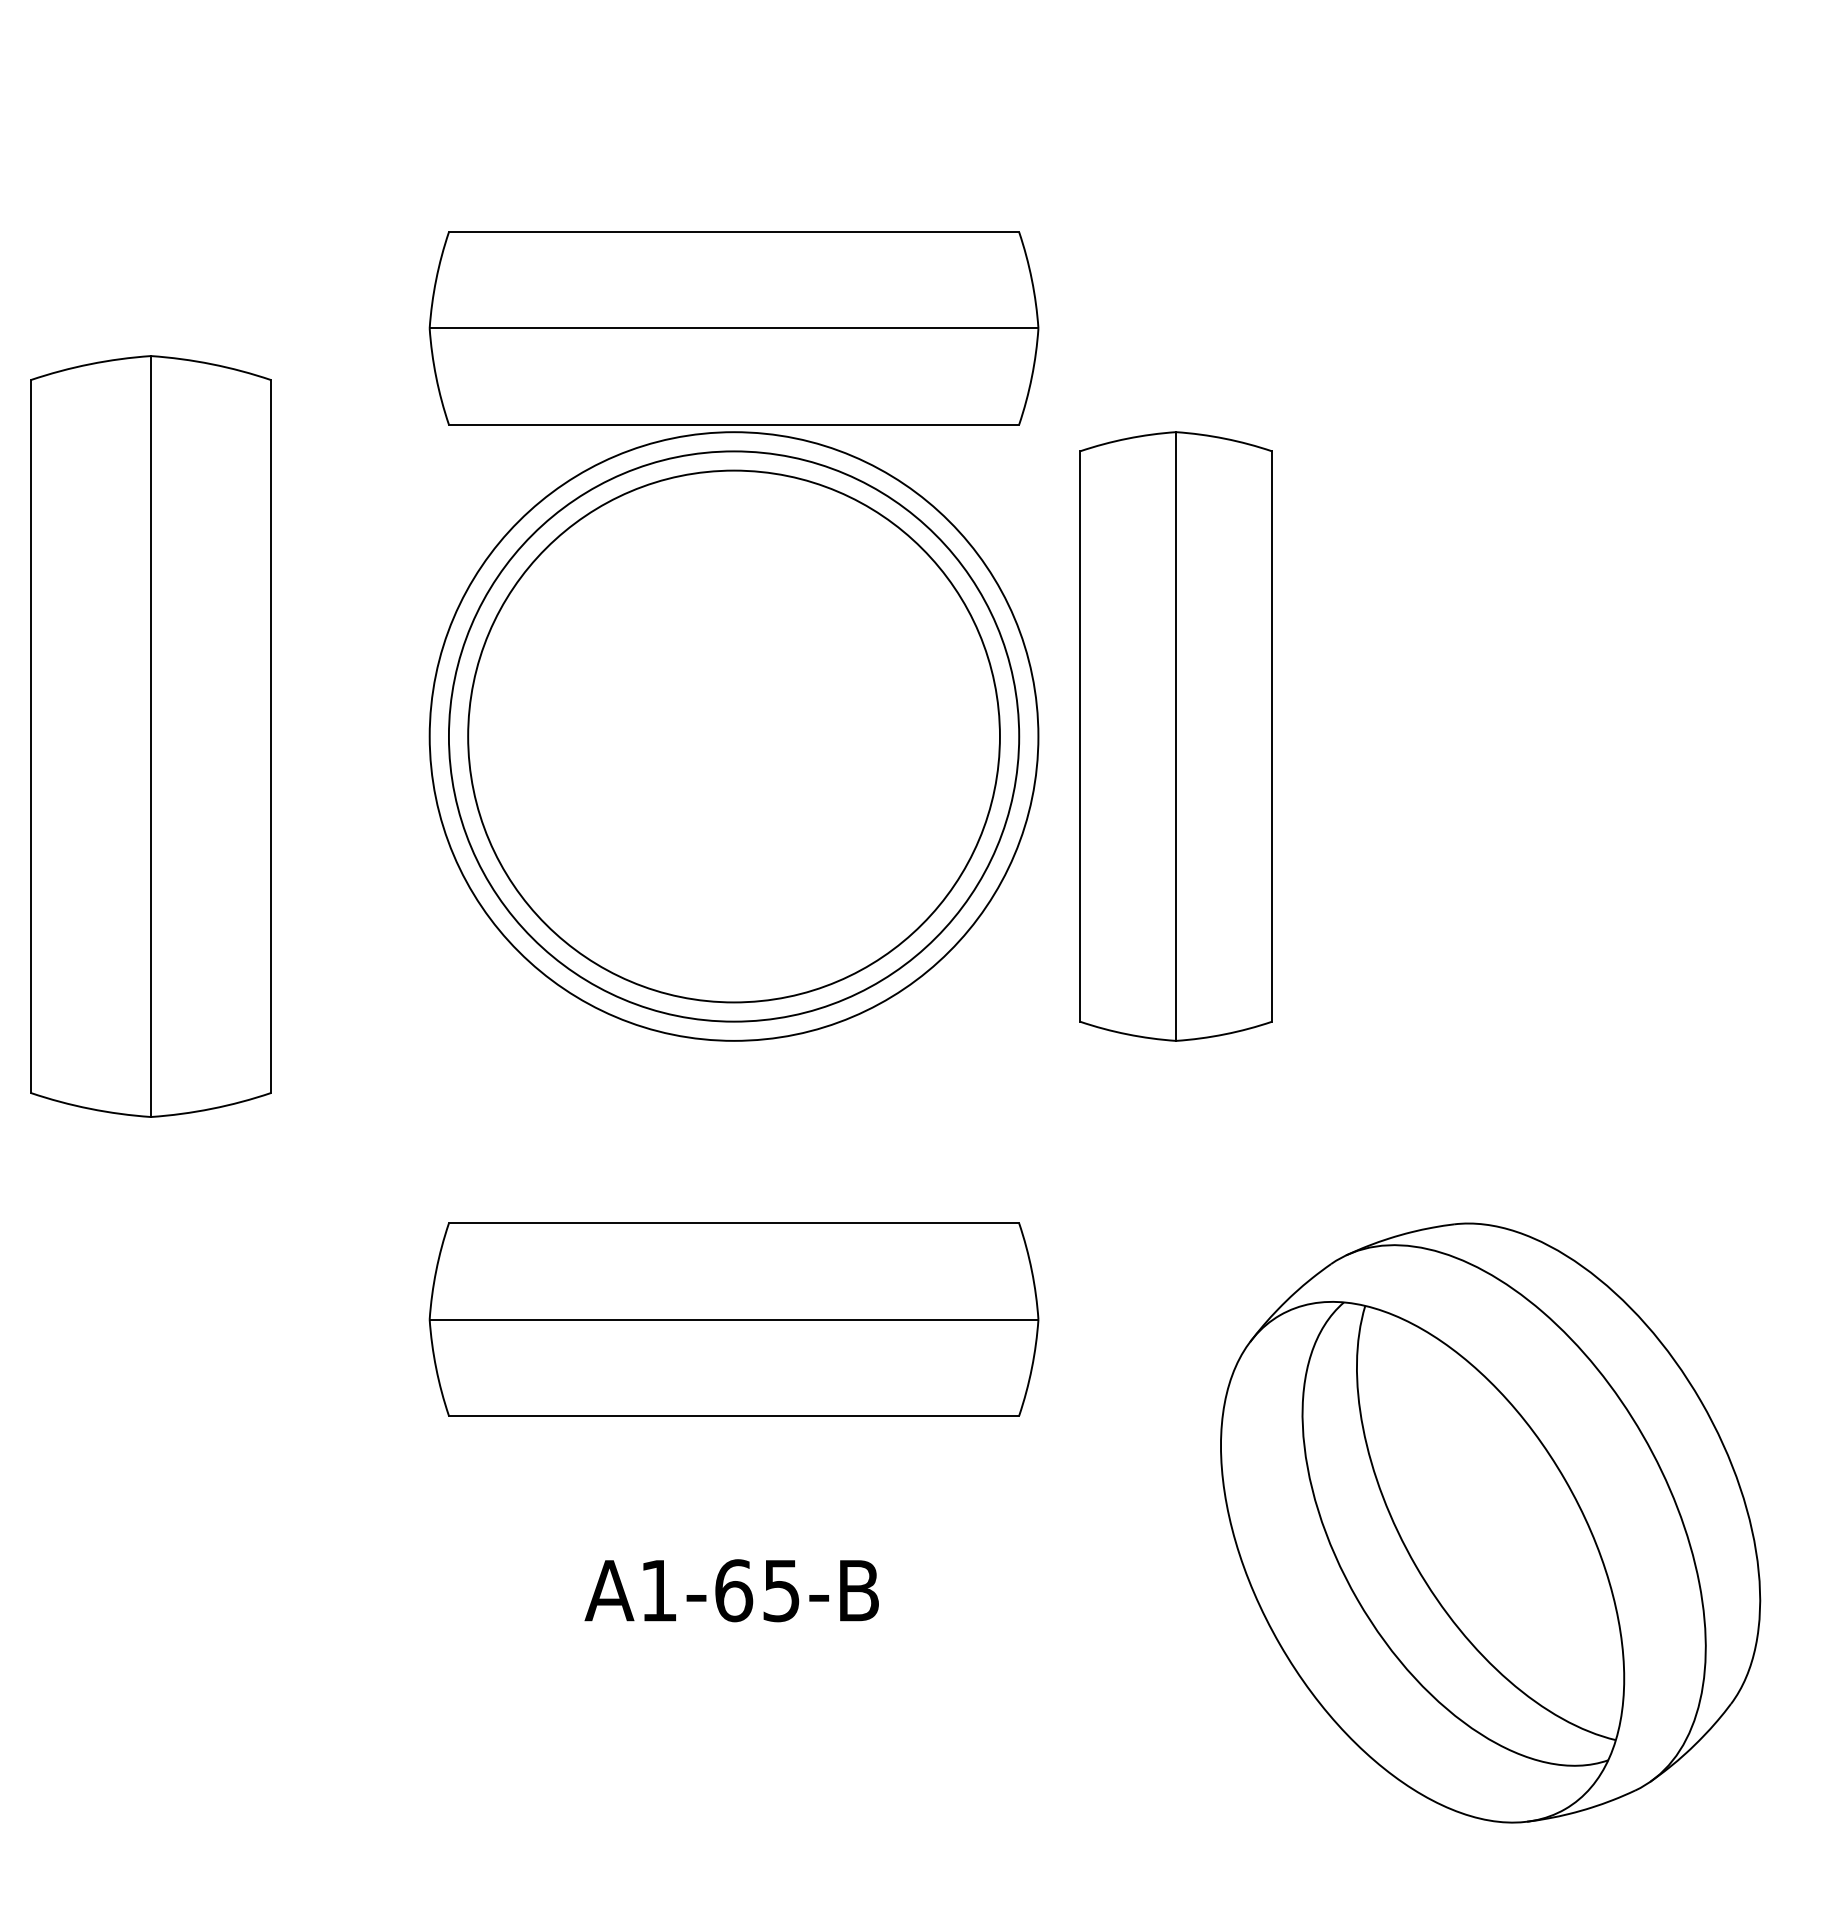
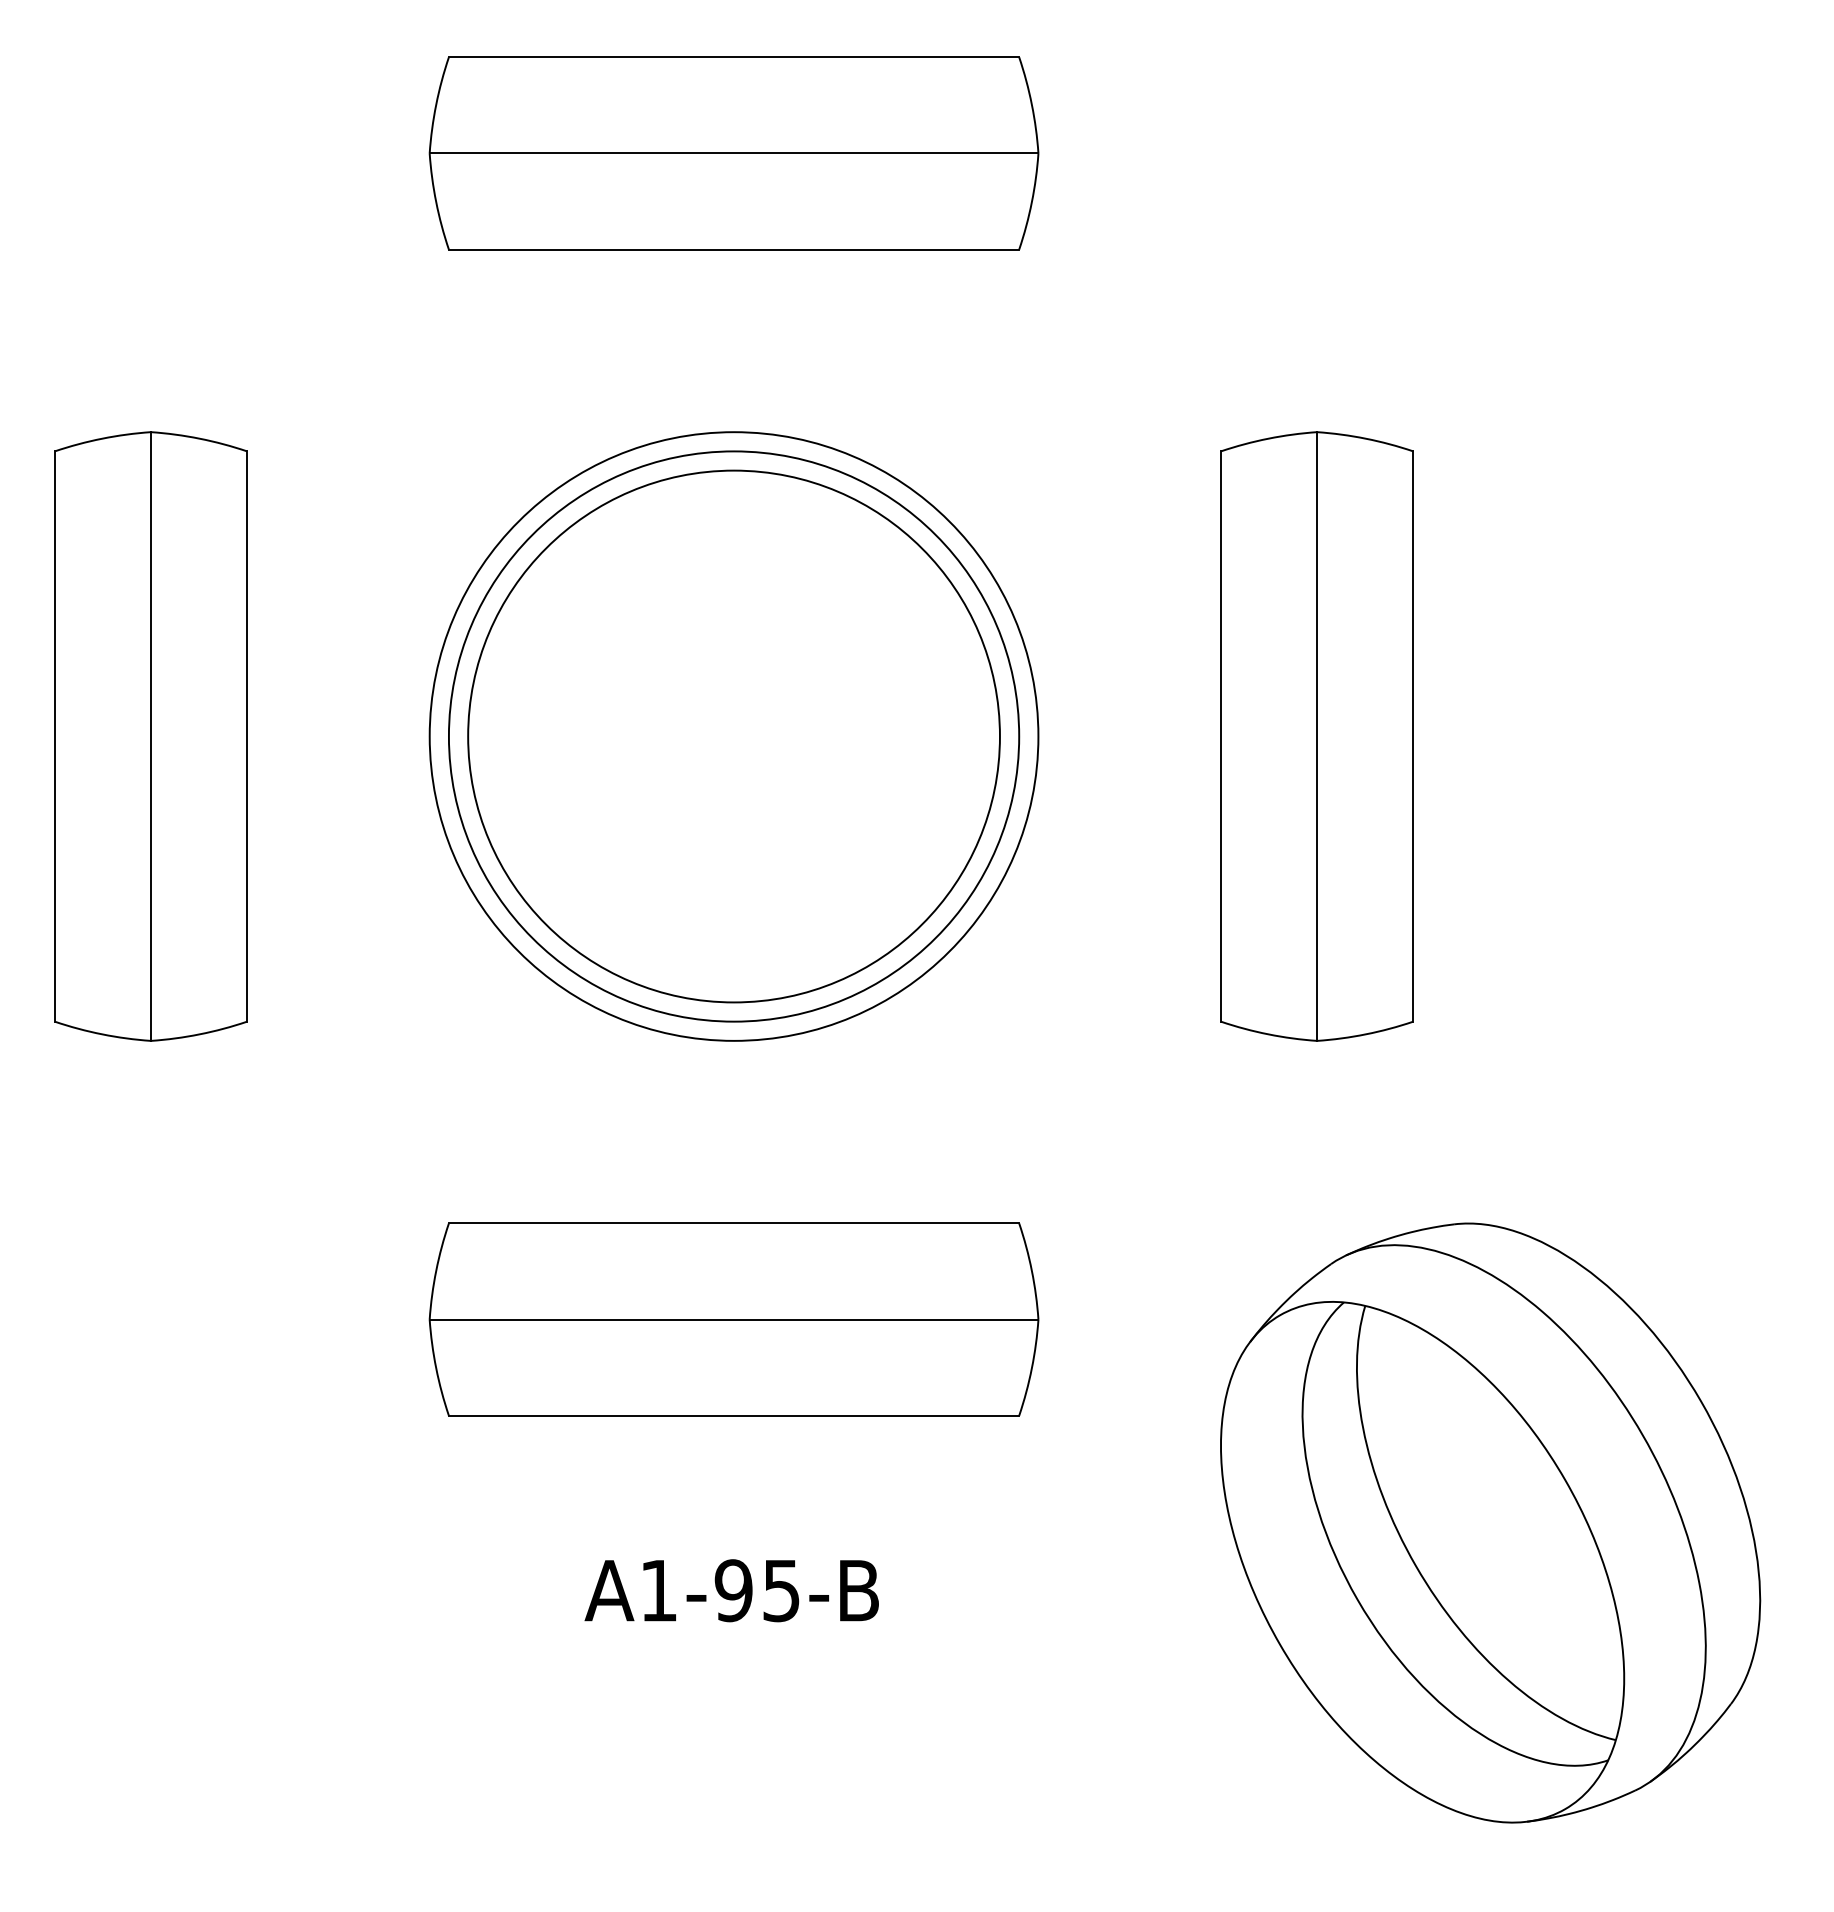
part position: (733, 328) -> (733, 153) (733, 153)
part size: 242x763 px -> 194x611 px (150, 736)
part position: (1175, 736) -> (1316, 736) (1316, 736)
text: A1-65-B -> A1-95-B (733, 1590)
